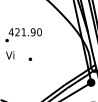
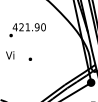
text position: (23, 35) -> (27, 30) (27, 30)
